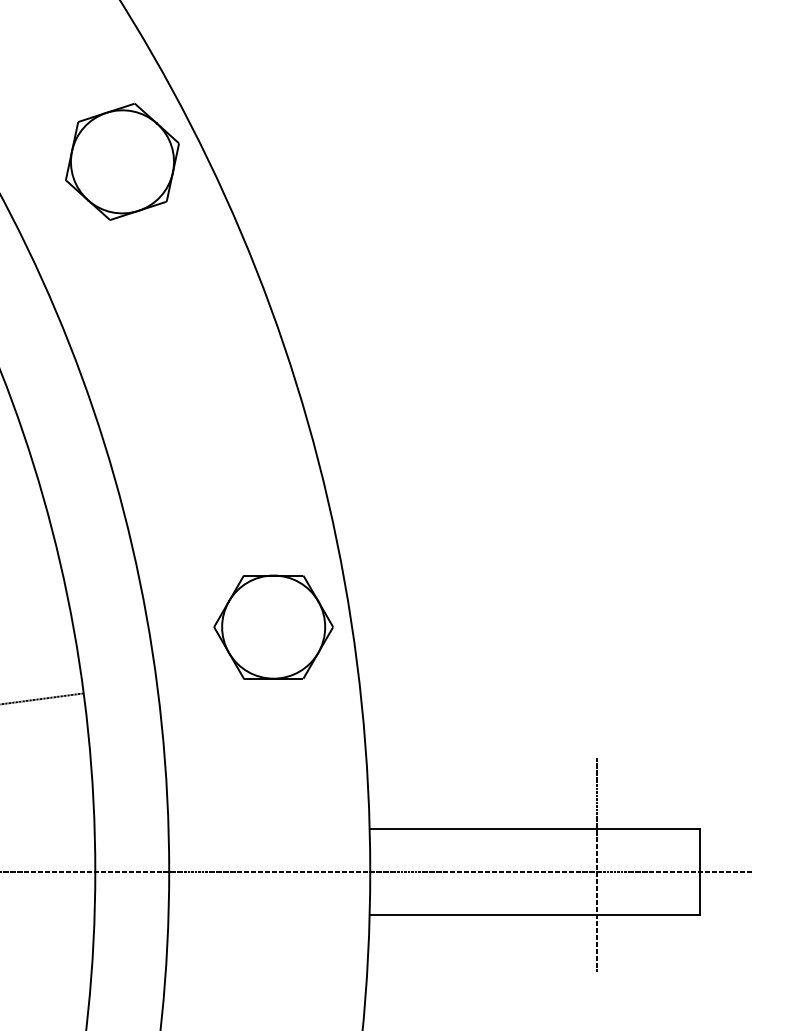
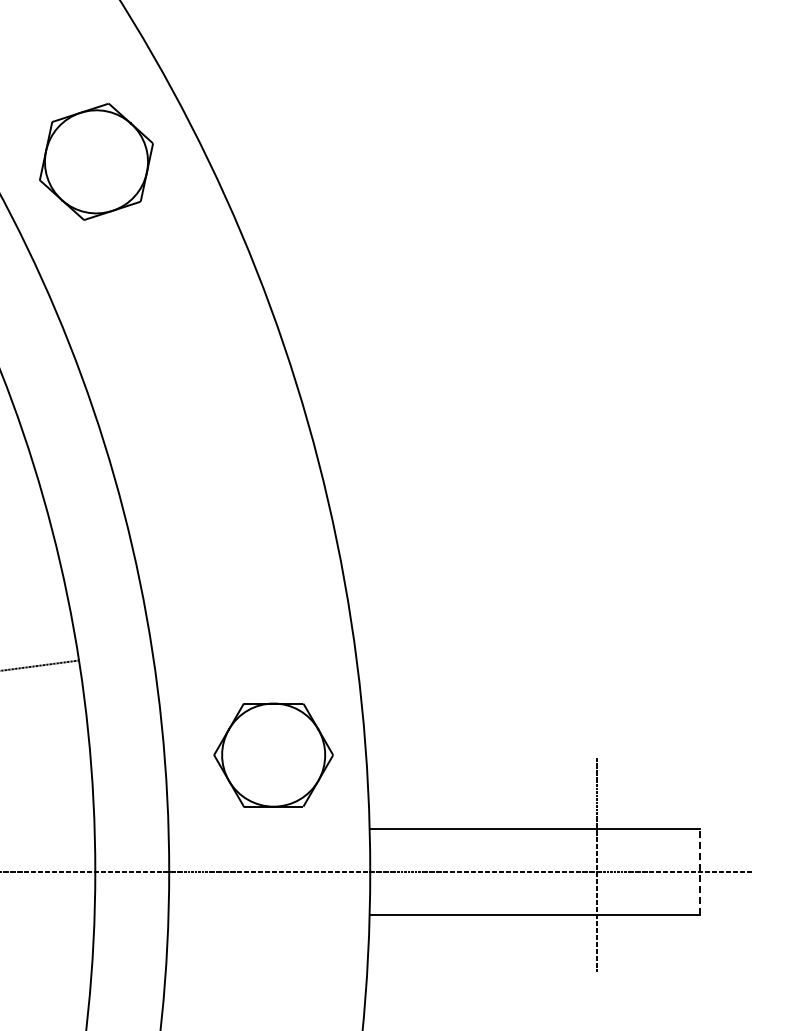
part position: (122, 161) -> (96, 161) (96, 161)
part position: (273, 626) -> (273, 754) (273, 754)
line position: (42, 698) -> (40, 665) (40, 665)
line: solid -> dashed (699, 871)
